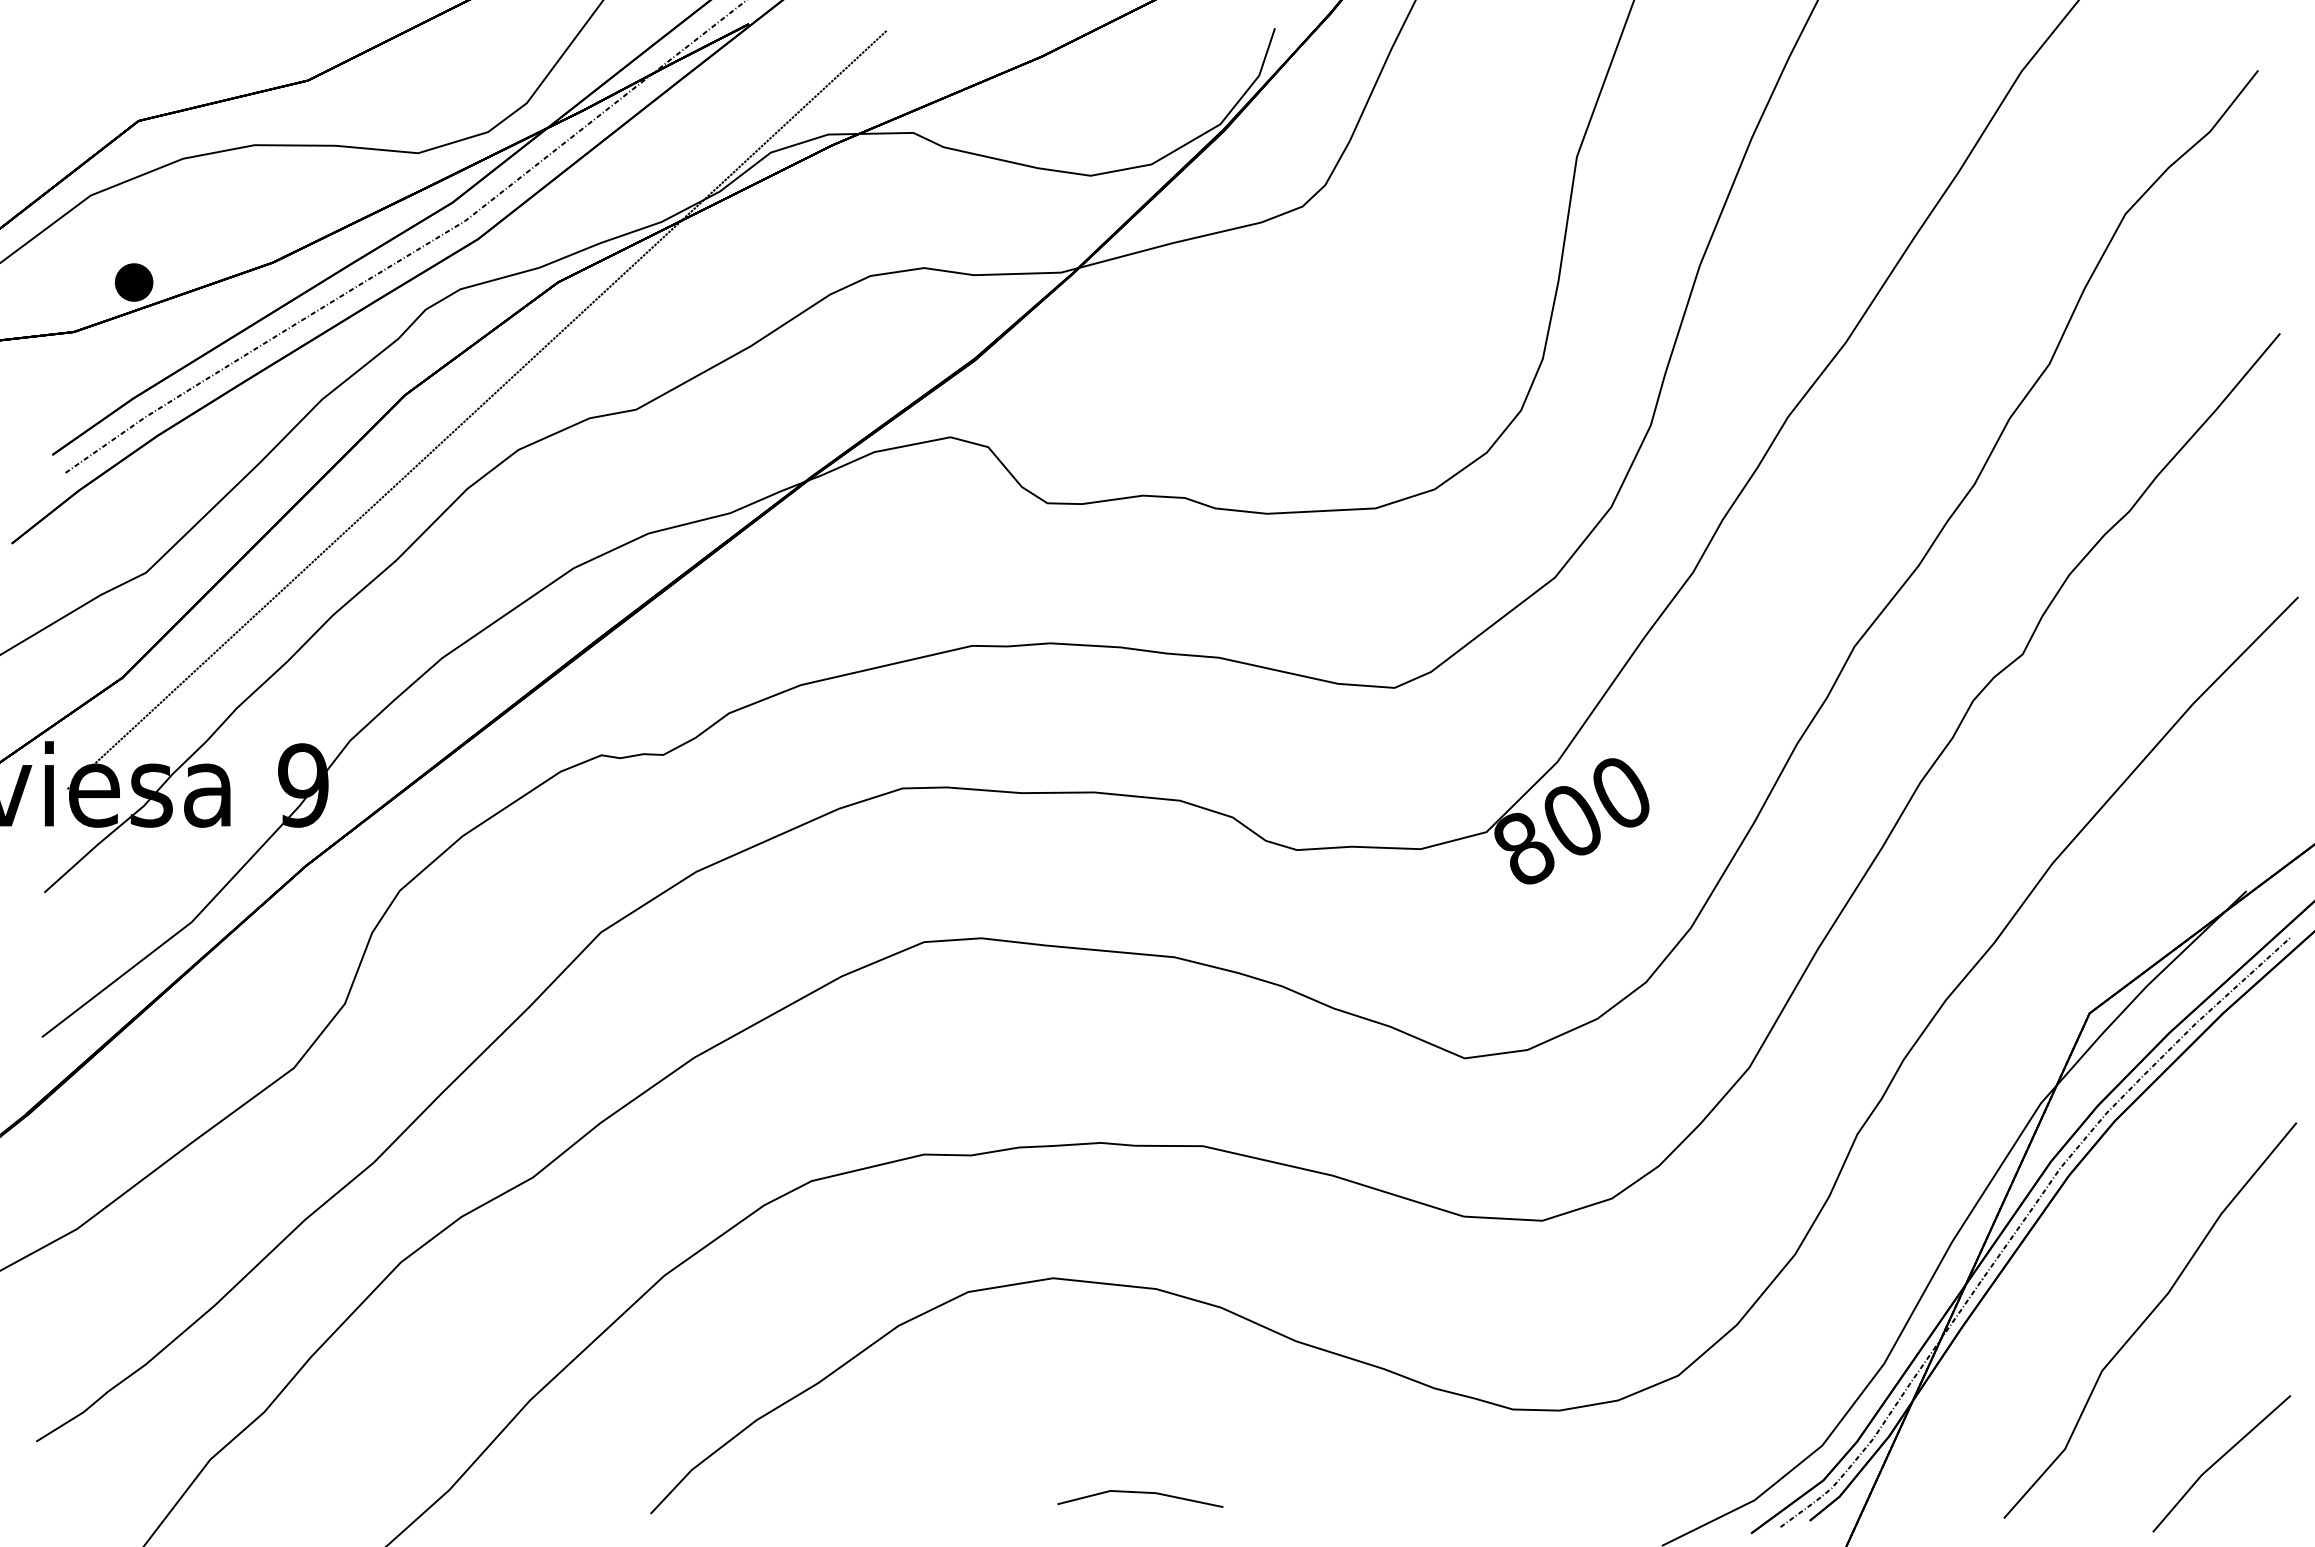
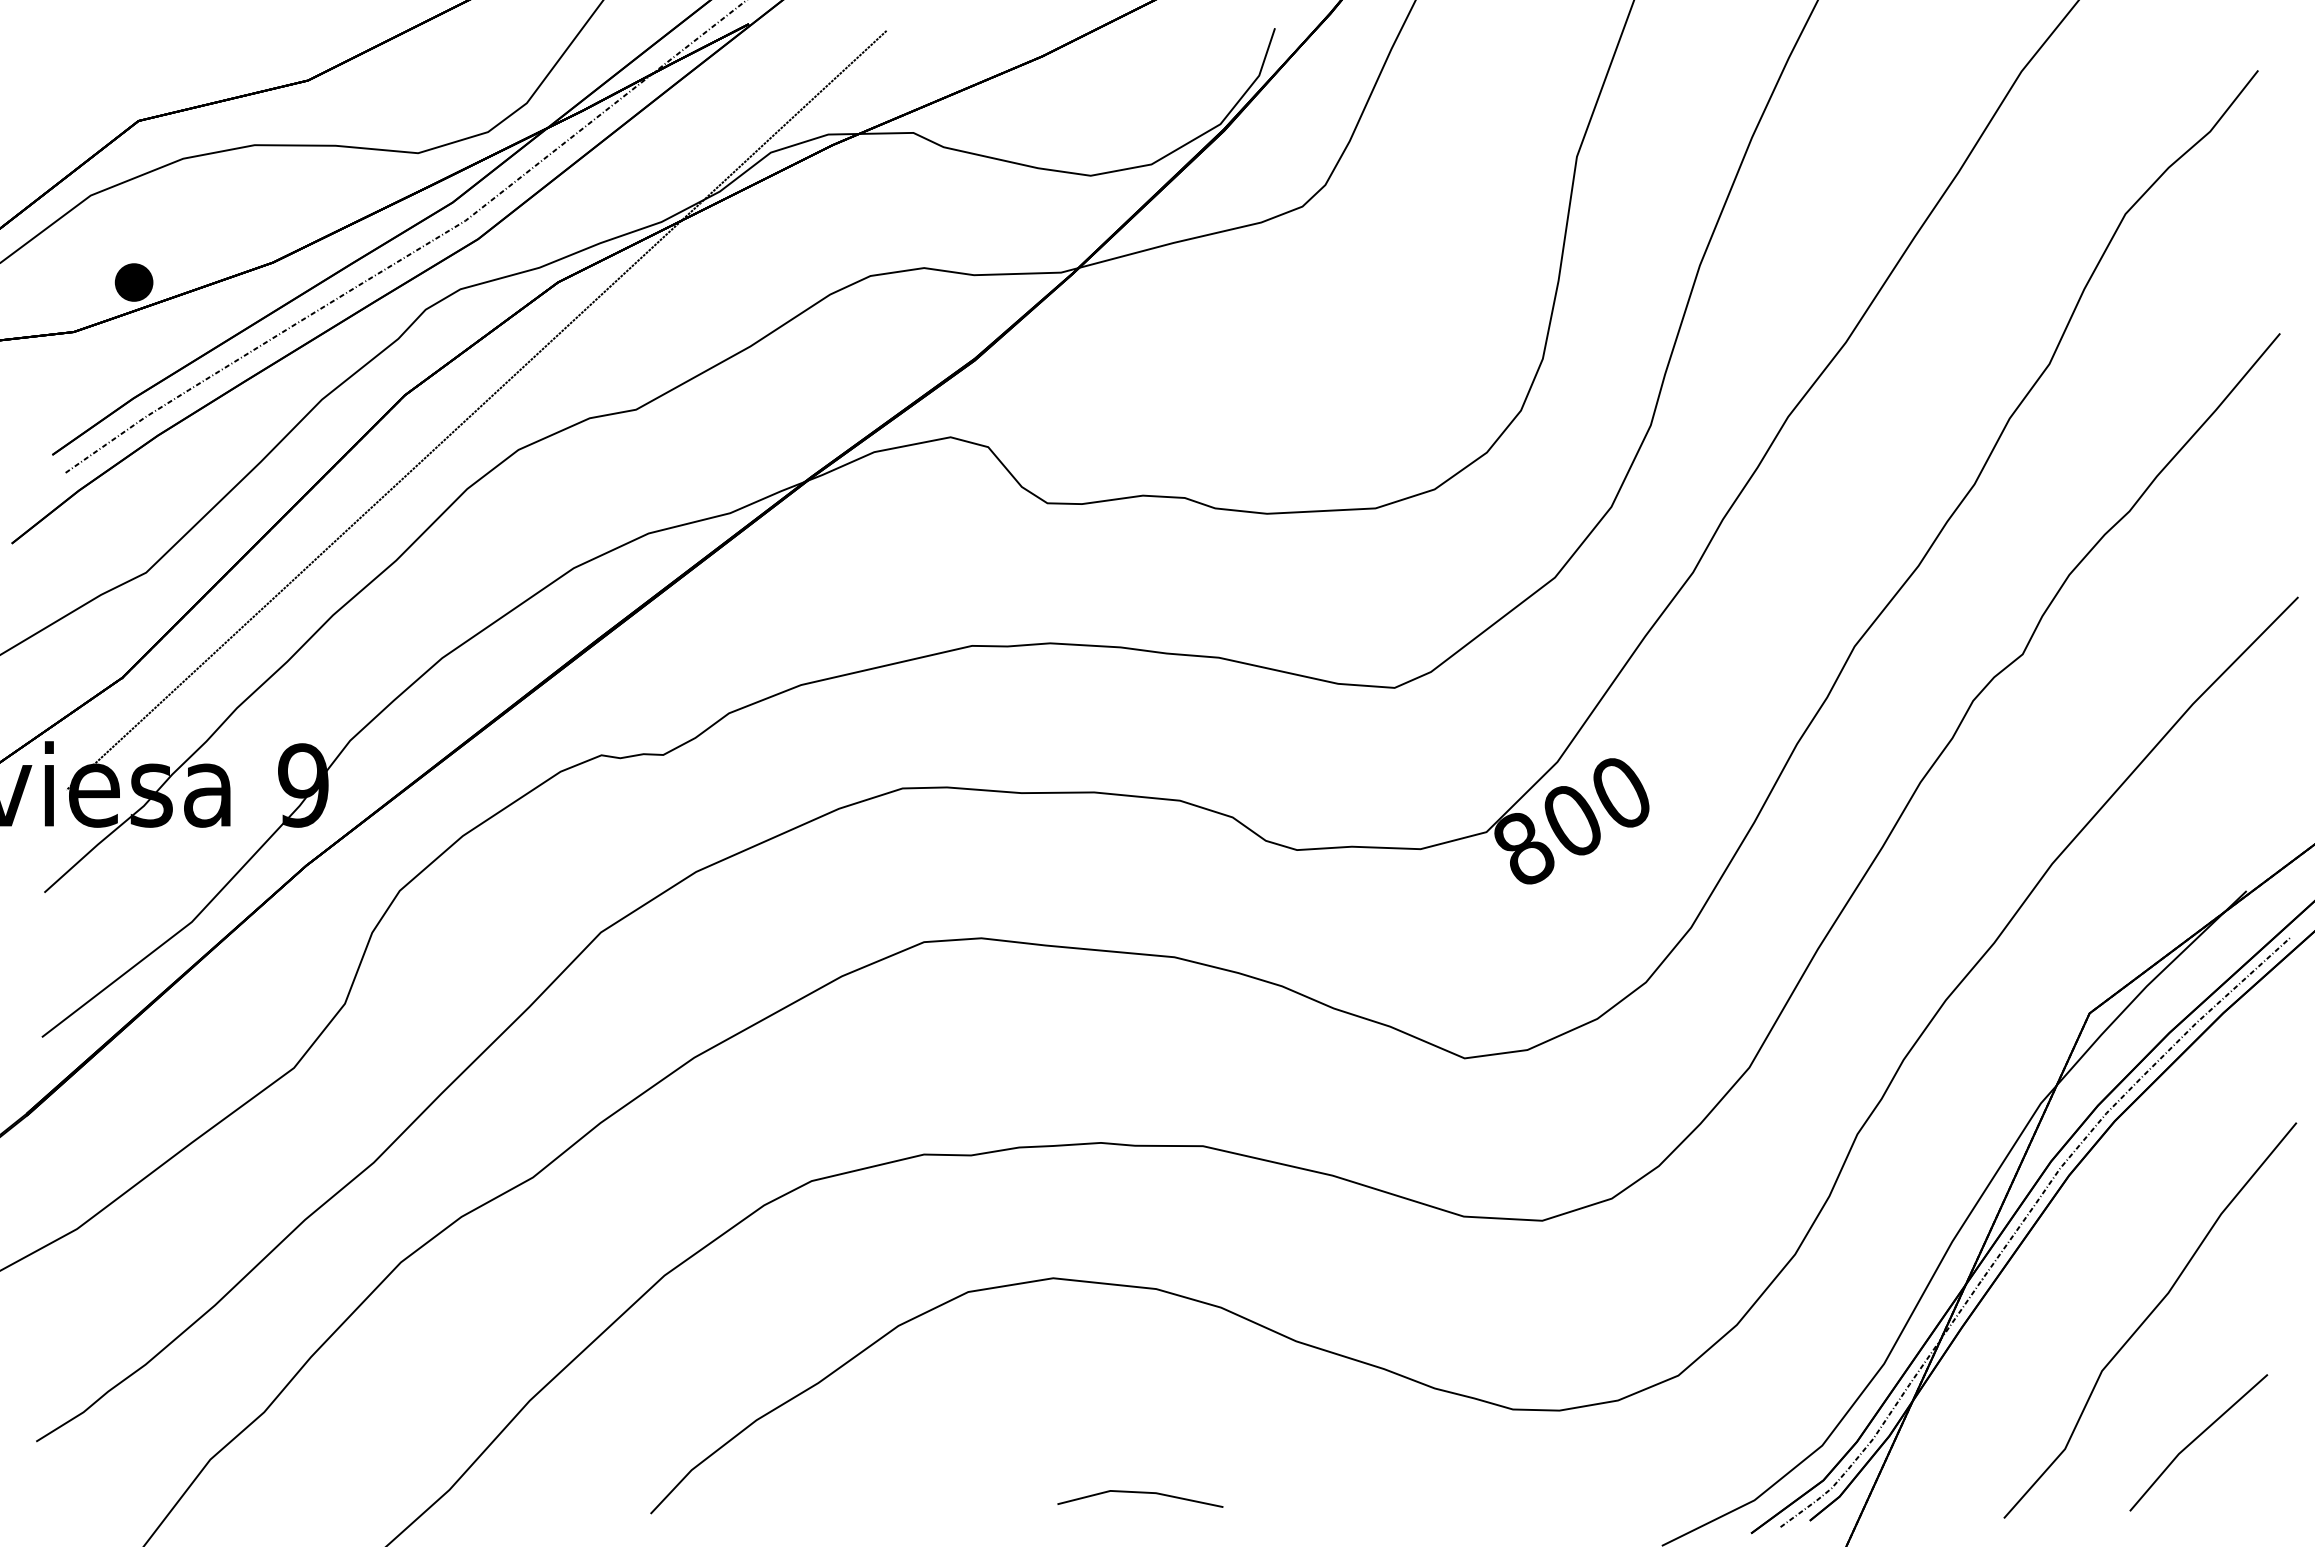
part position: (2221, 1463) -> (2198, 1442) (2198, 1442)
